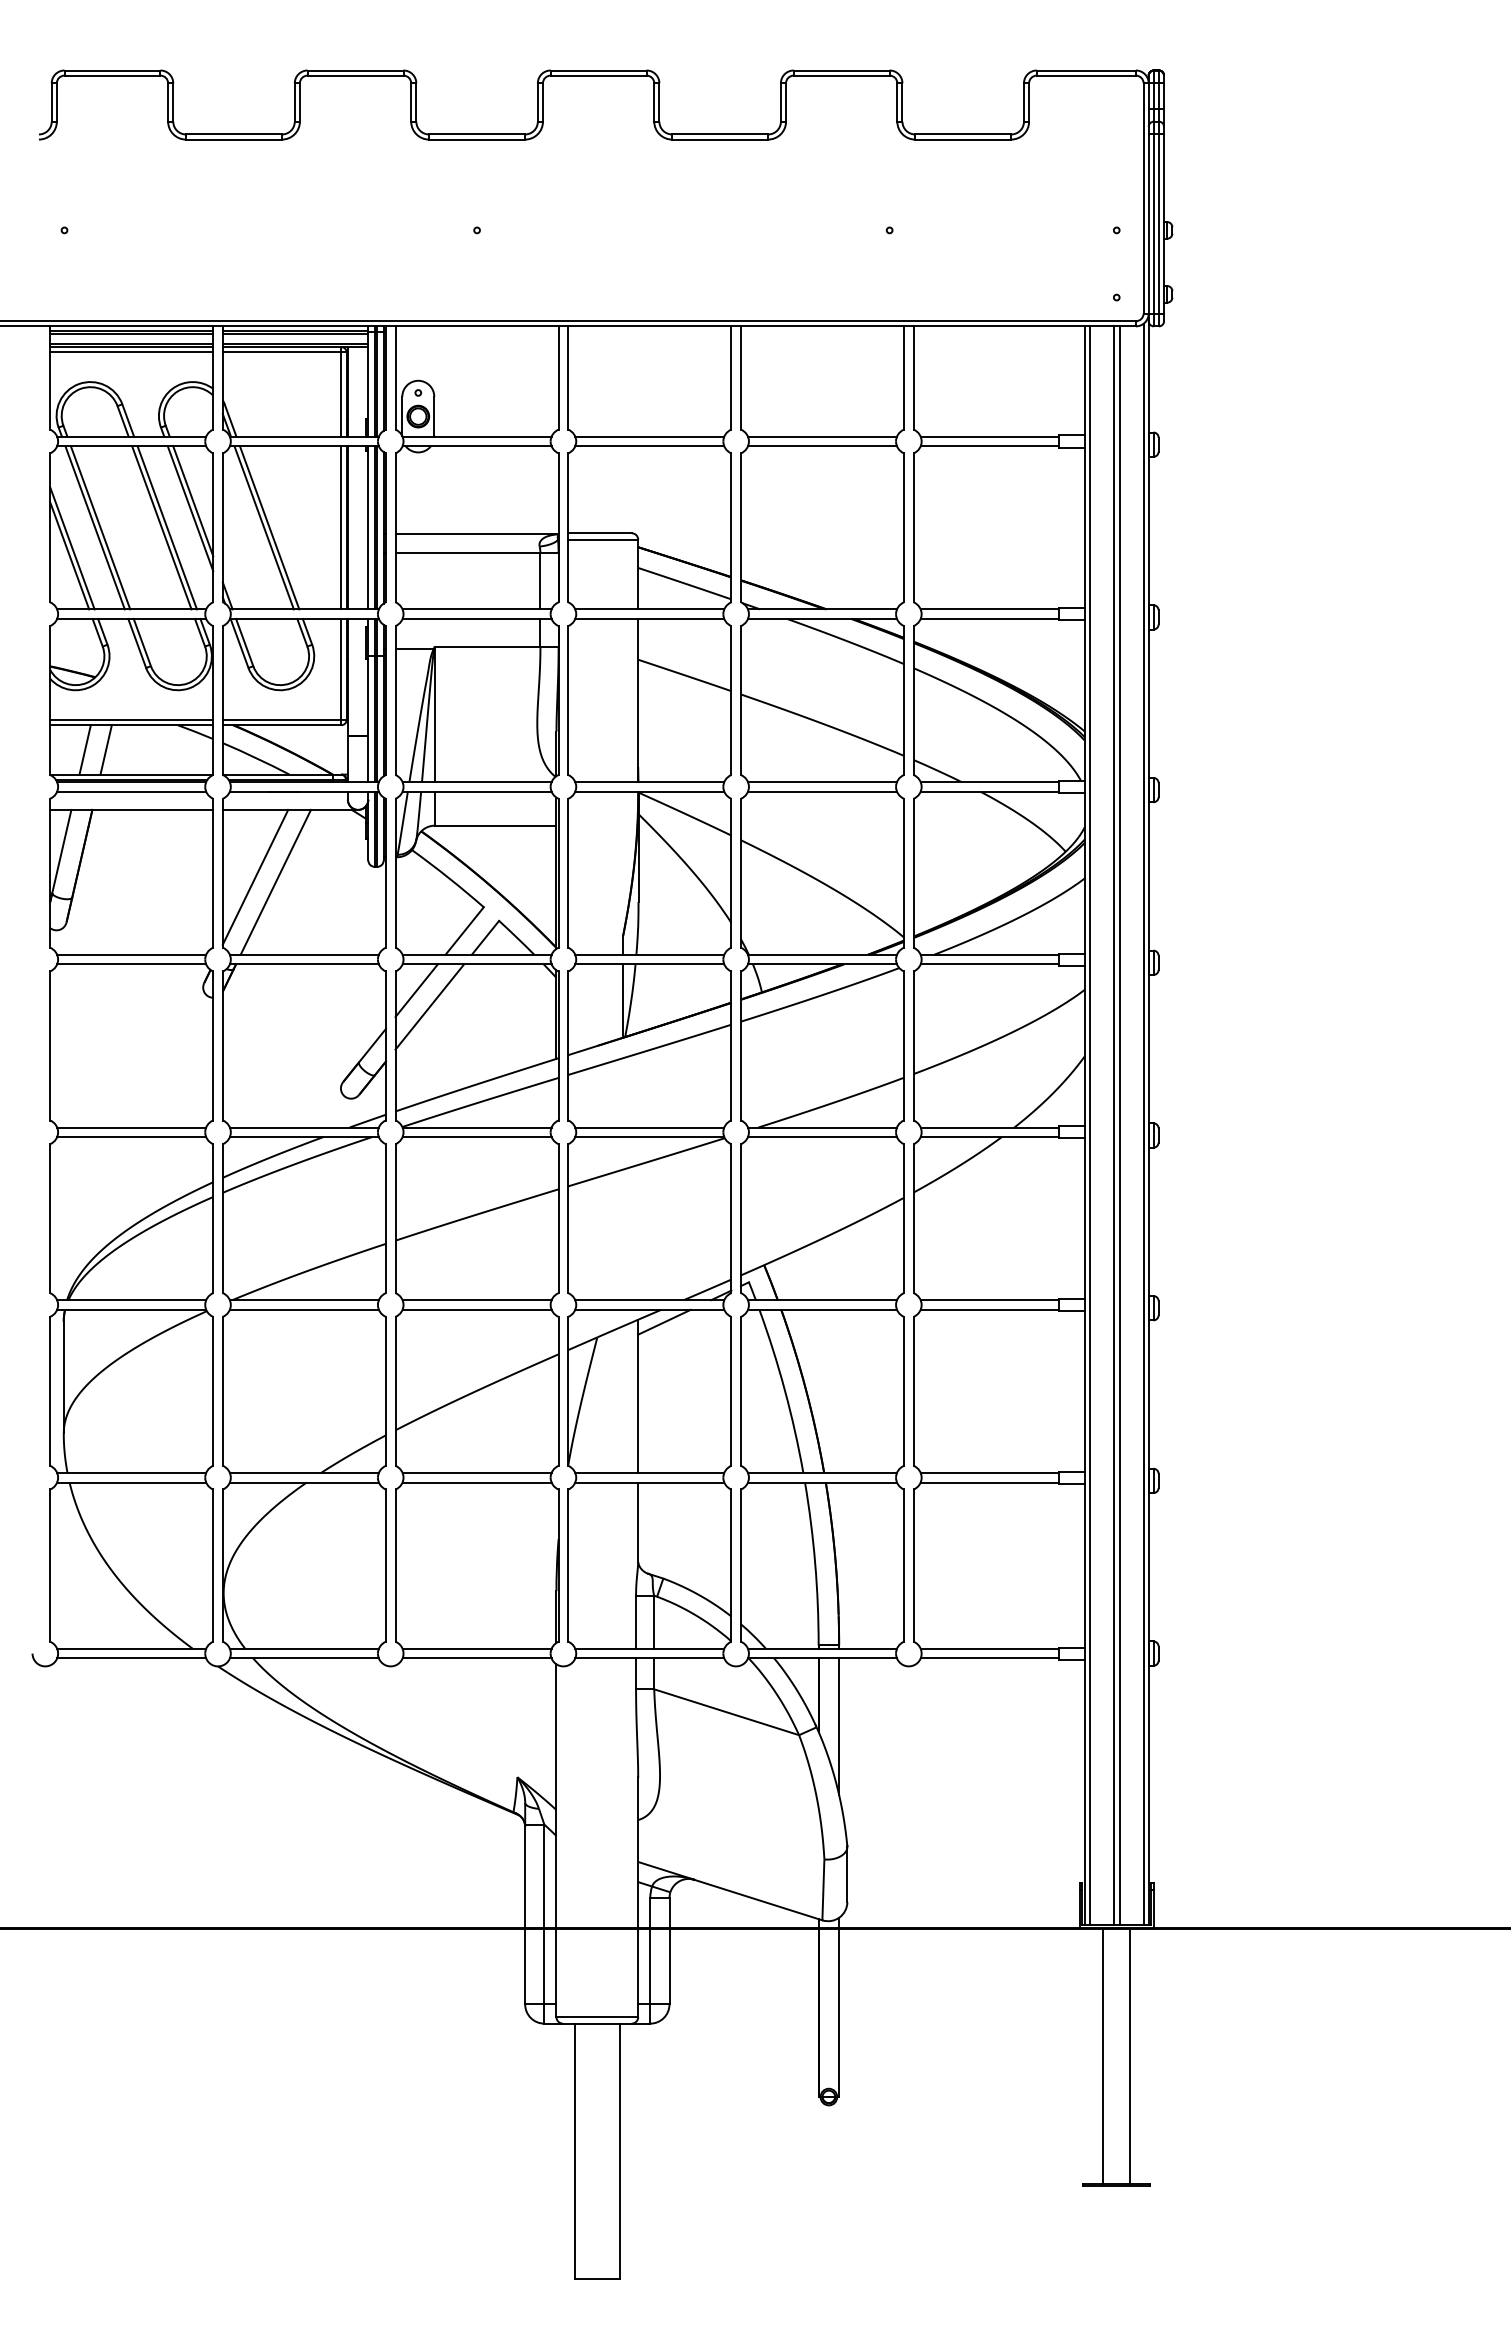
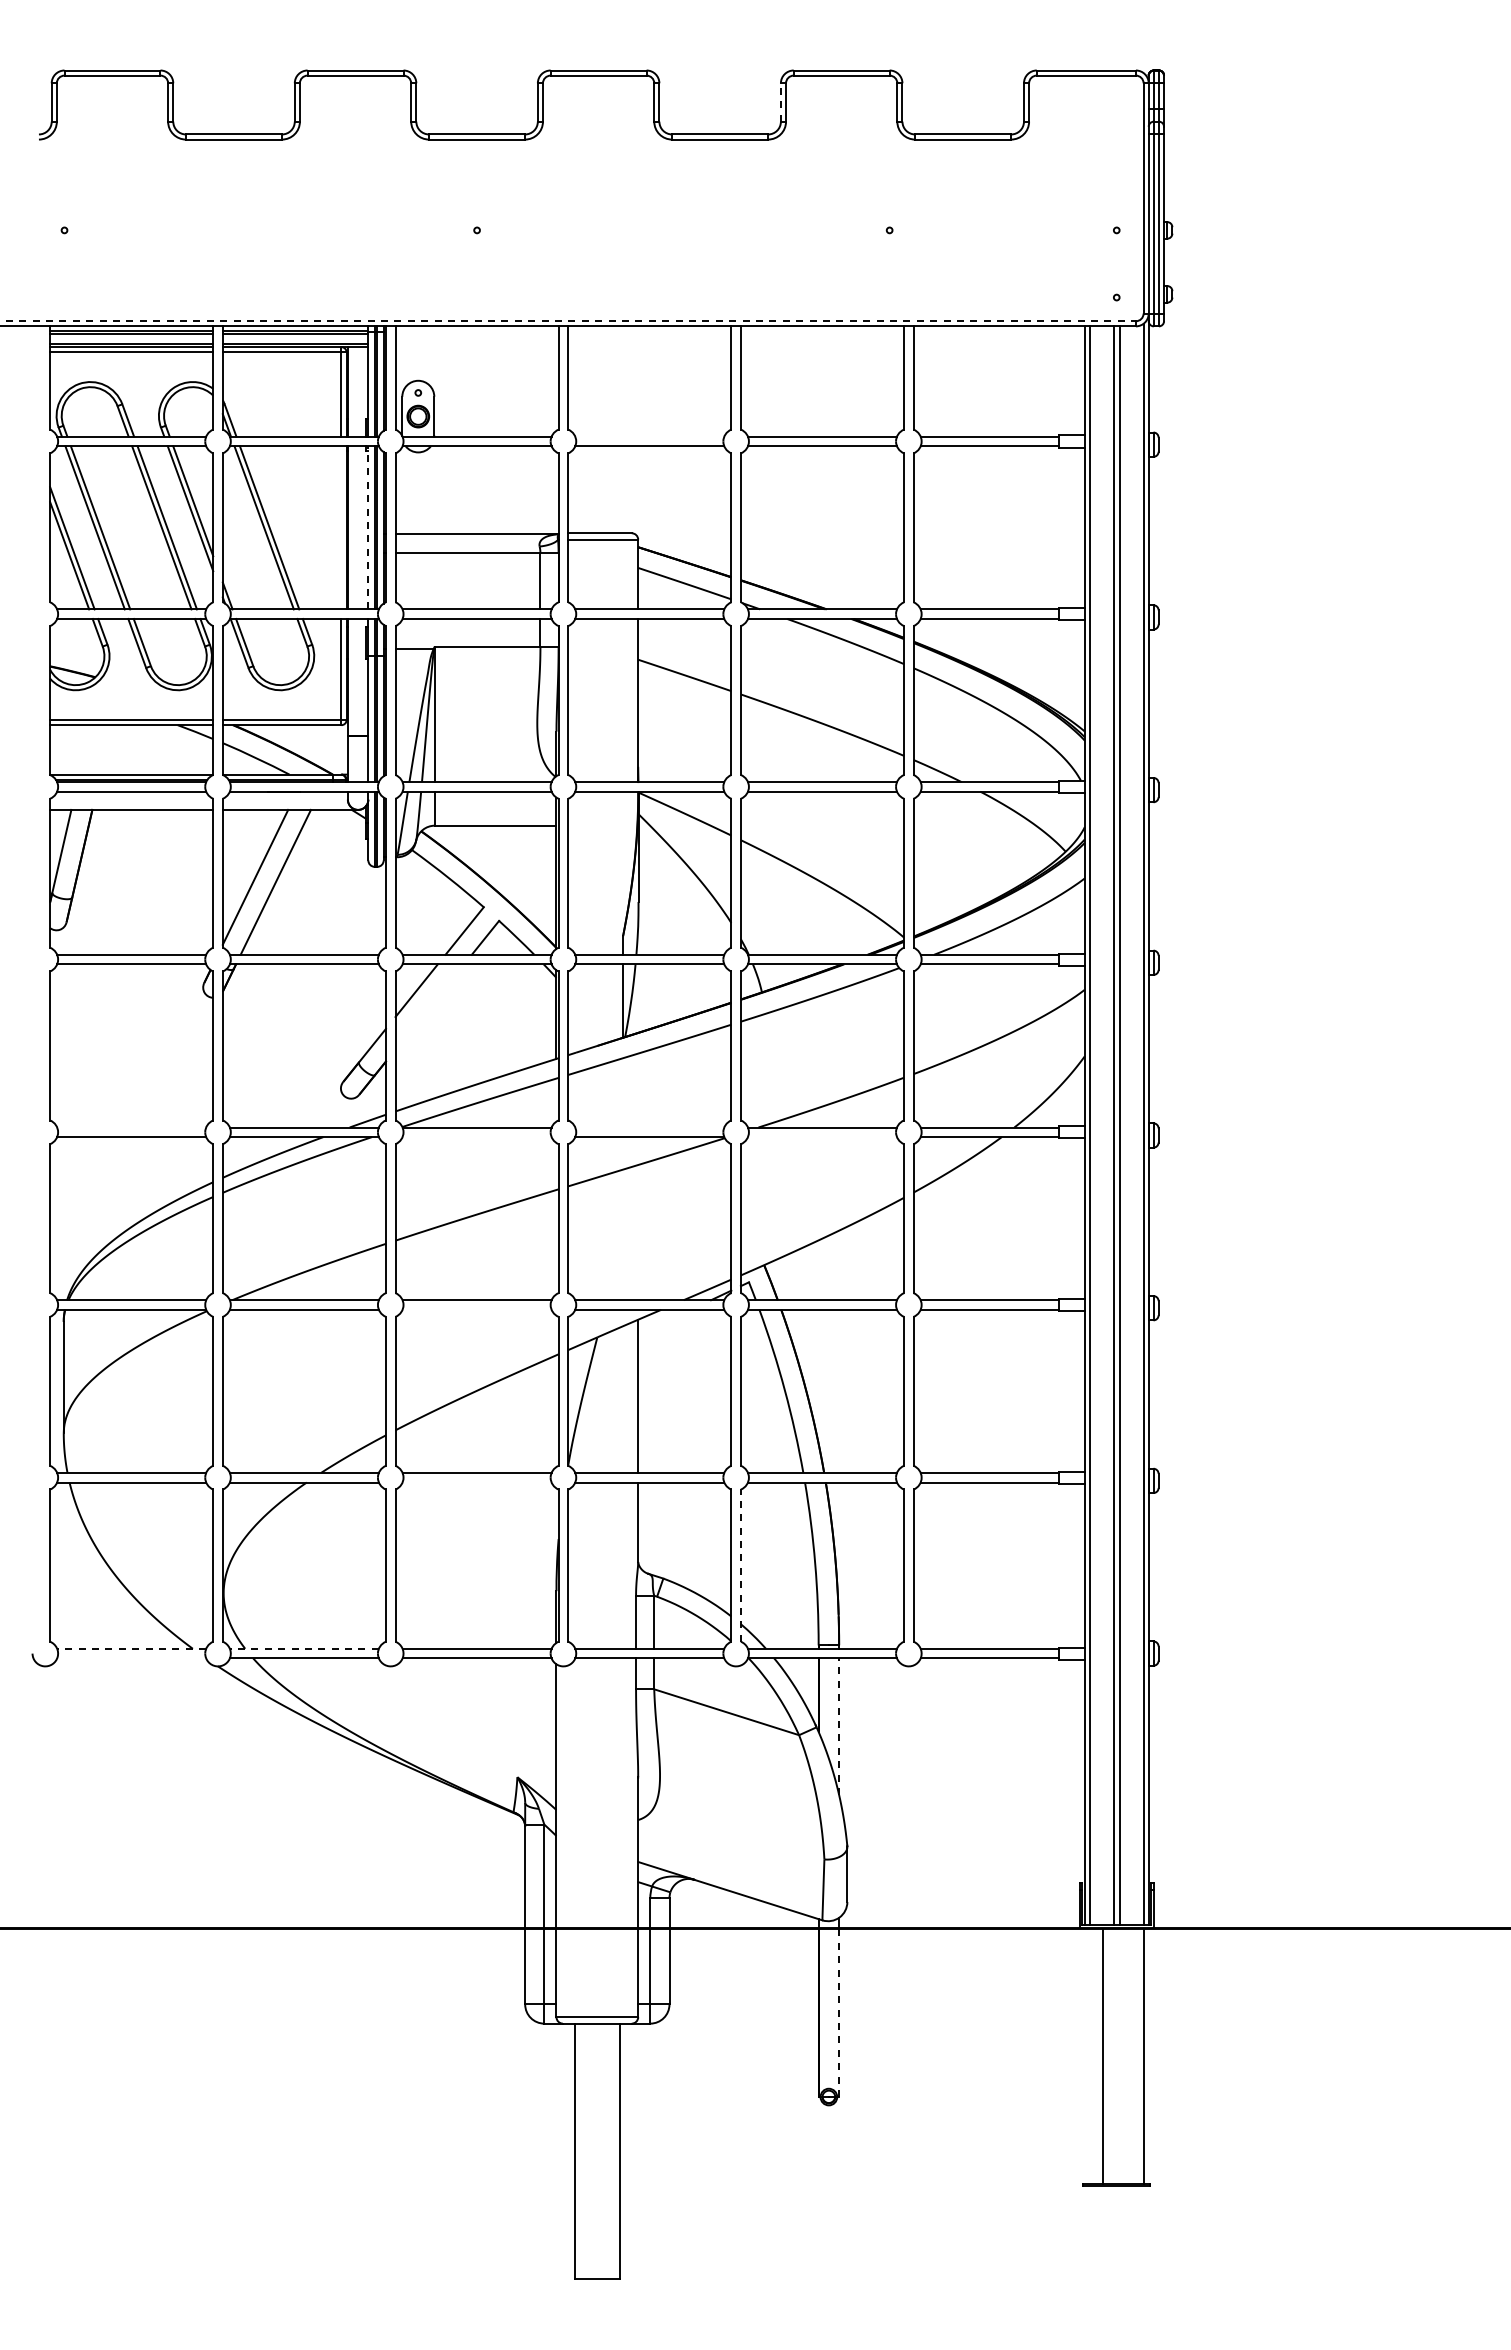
line: solid -> dashed (780, 102)
line: solid -> dashed (568, 321)
line: present -> none (649, 436)
line: present -> none (341, 527)
line: solid -> dashed (368, 527)
line: present -> none (84, 749)
line: present -> none (105, 749)
line: present -> none (429, 1006)
line: present -> none (131, 1127)
line: present -> none (649, 1127)
line: present -> none (476, 1137)
line: present -> none (822, 1137)
line: present -> none (476, 1309)
line: present -> none (664, 1321)
line: present -> none (476, 1482)
line: solid -> dashed (740, 1565)
line: solid -> dashed (131, 1648)
line: solid -> dashed (303, 1648)
line: present -> none (131, 1658)
line: solid -> dashed (839, 1726)
line: solid -> dashed (839, 2012)
line position: (1130, 2055) -> (1144, 2055) (1144, 2055)
